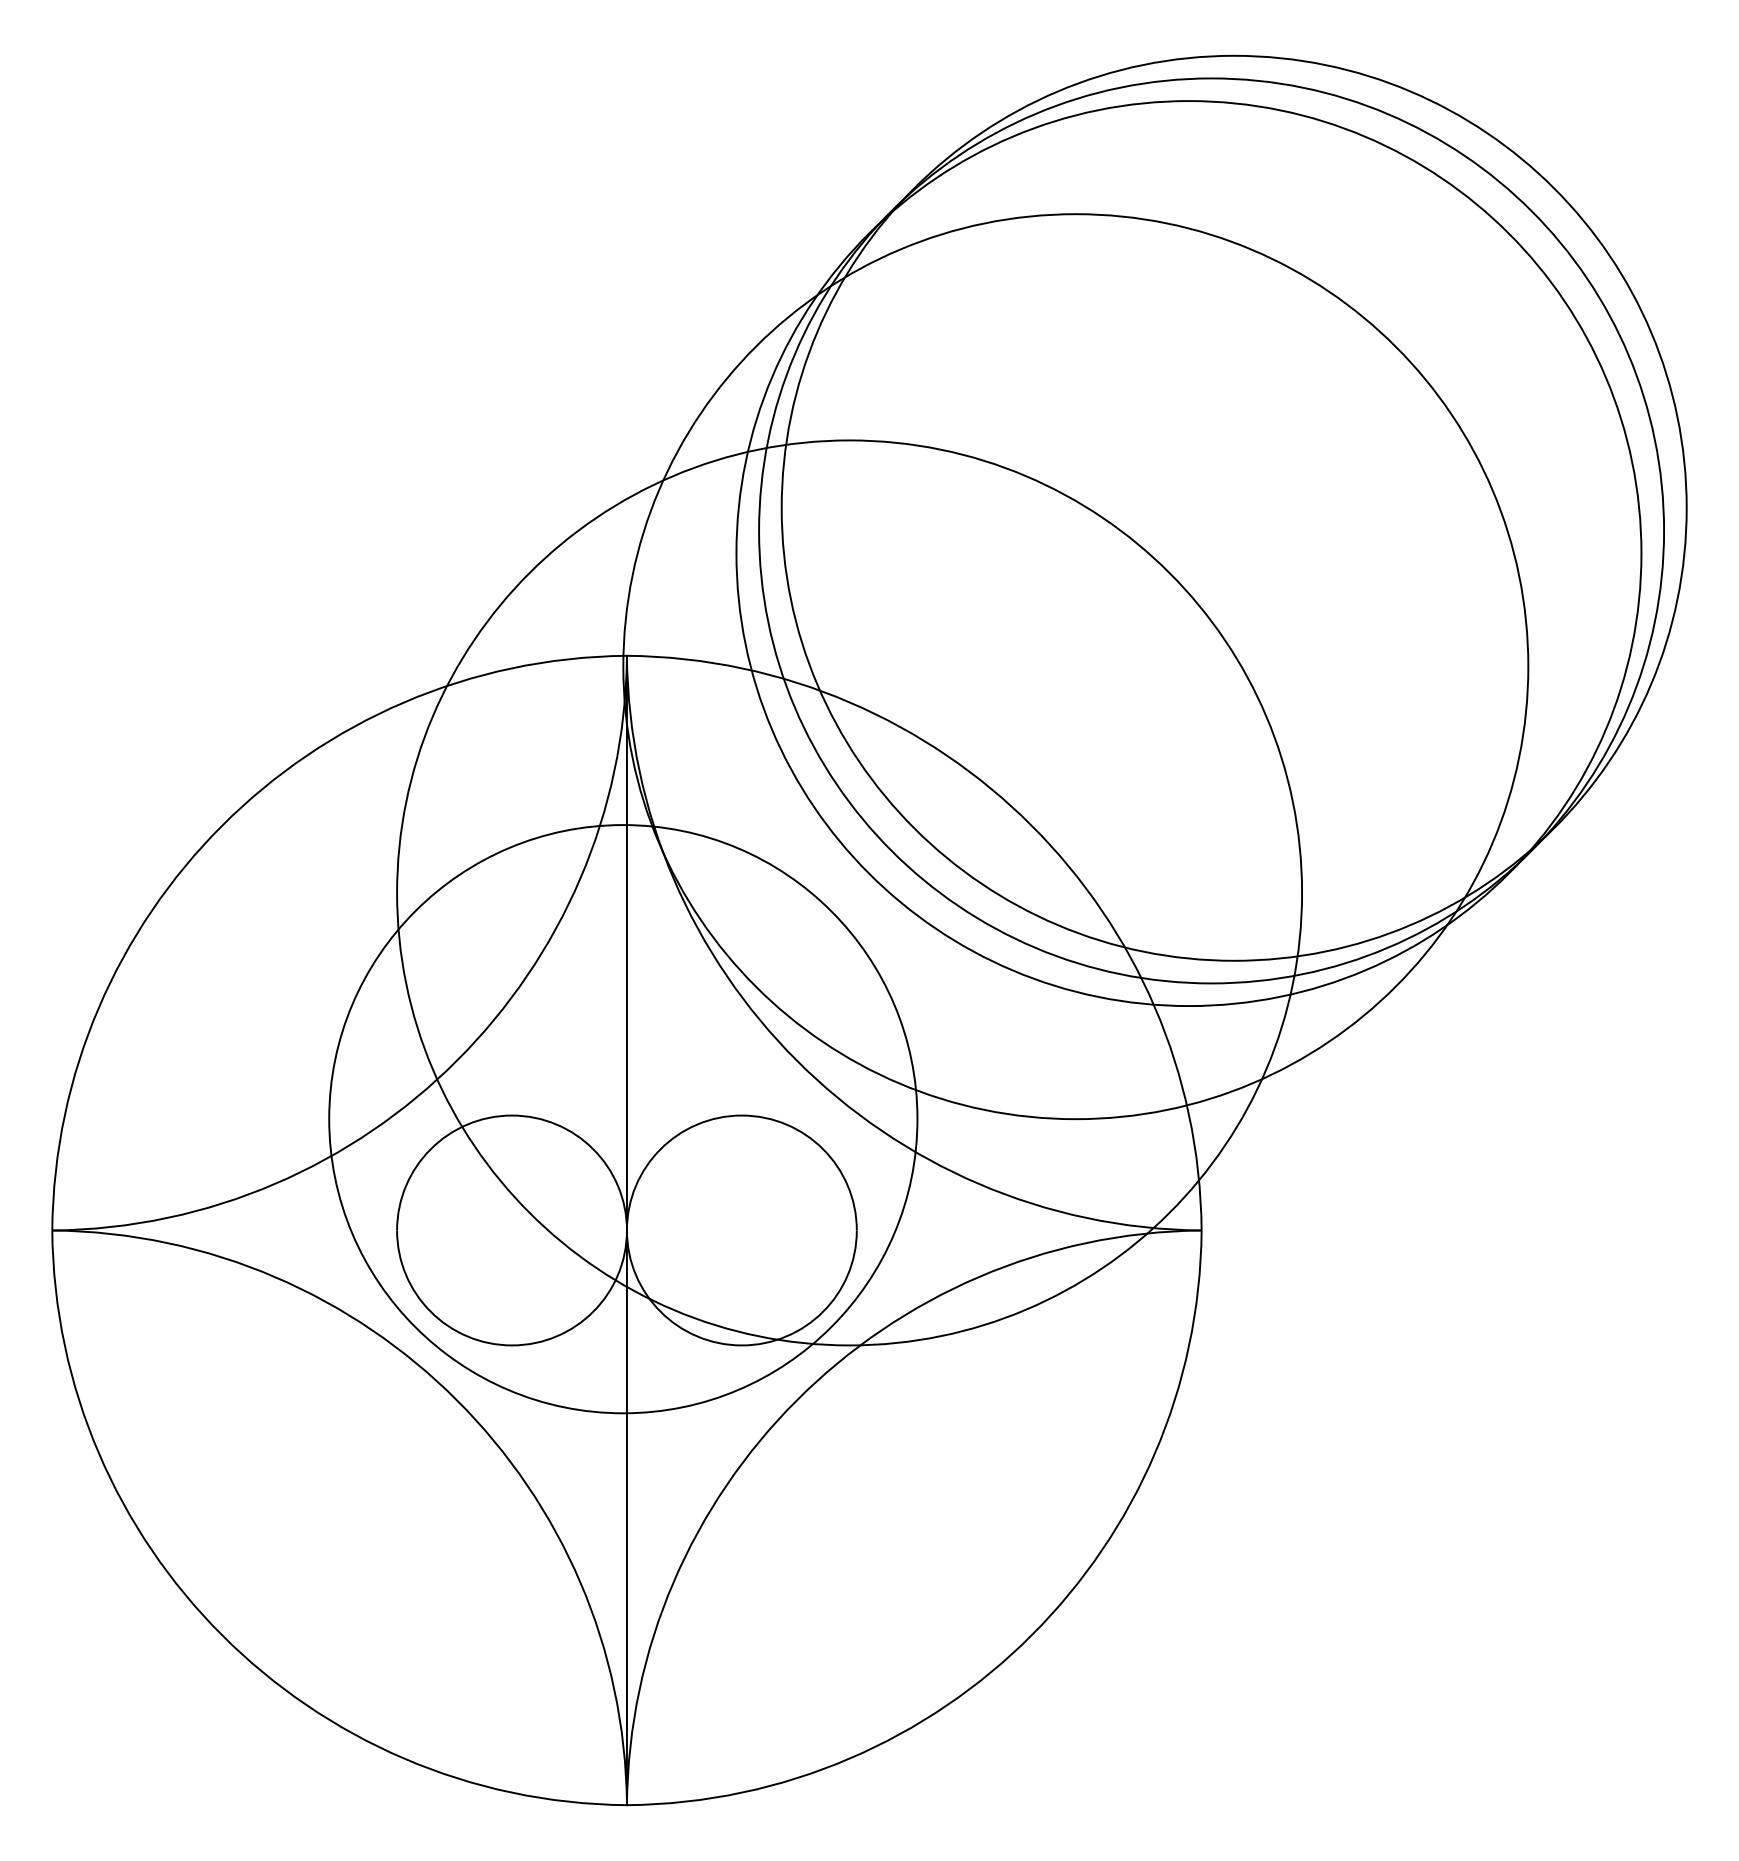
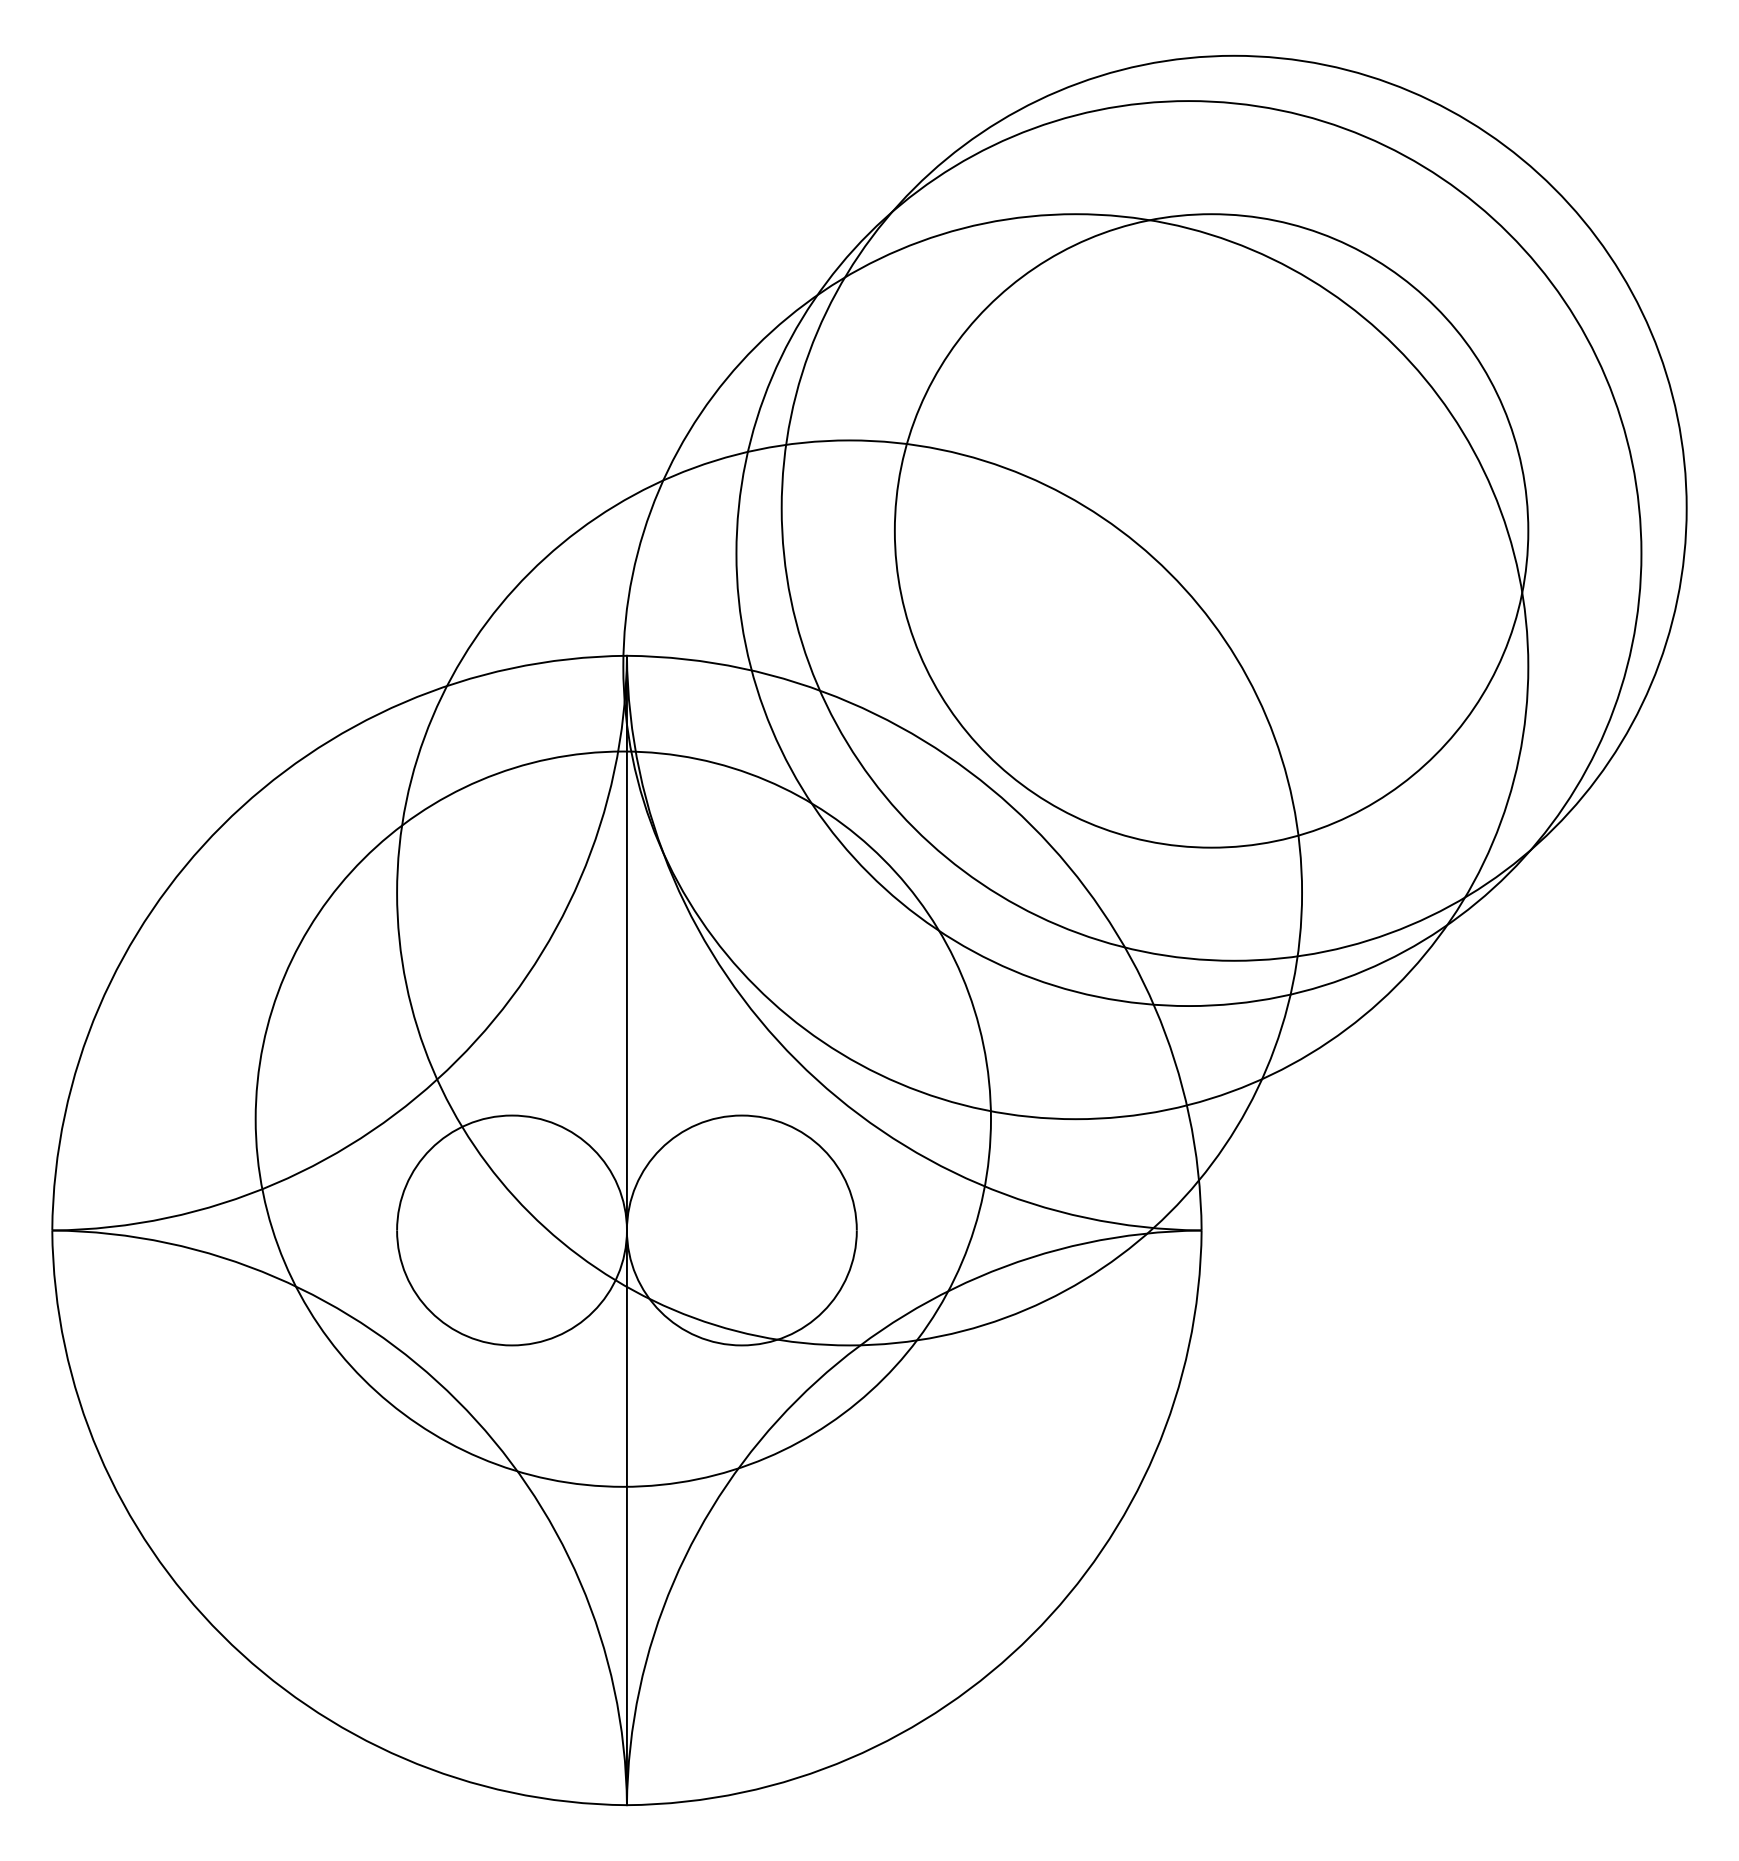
circle diameter: 905 px -> 633 px (1211, 530)
circle diameter: 588 px -> 735 px (622, 1118)
